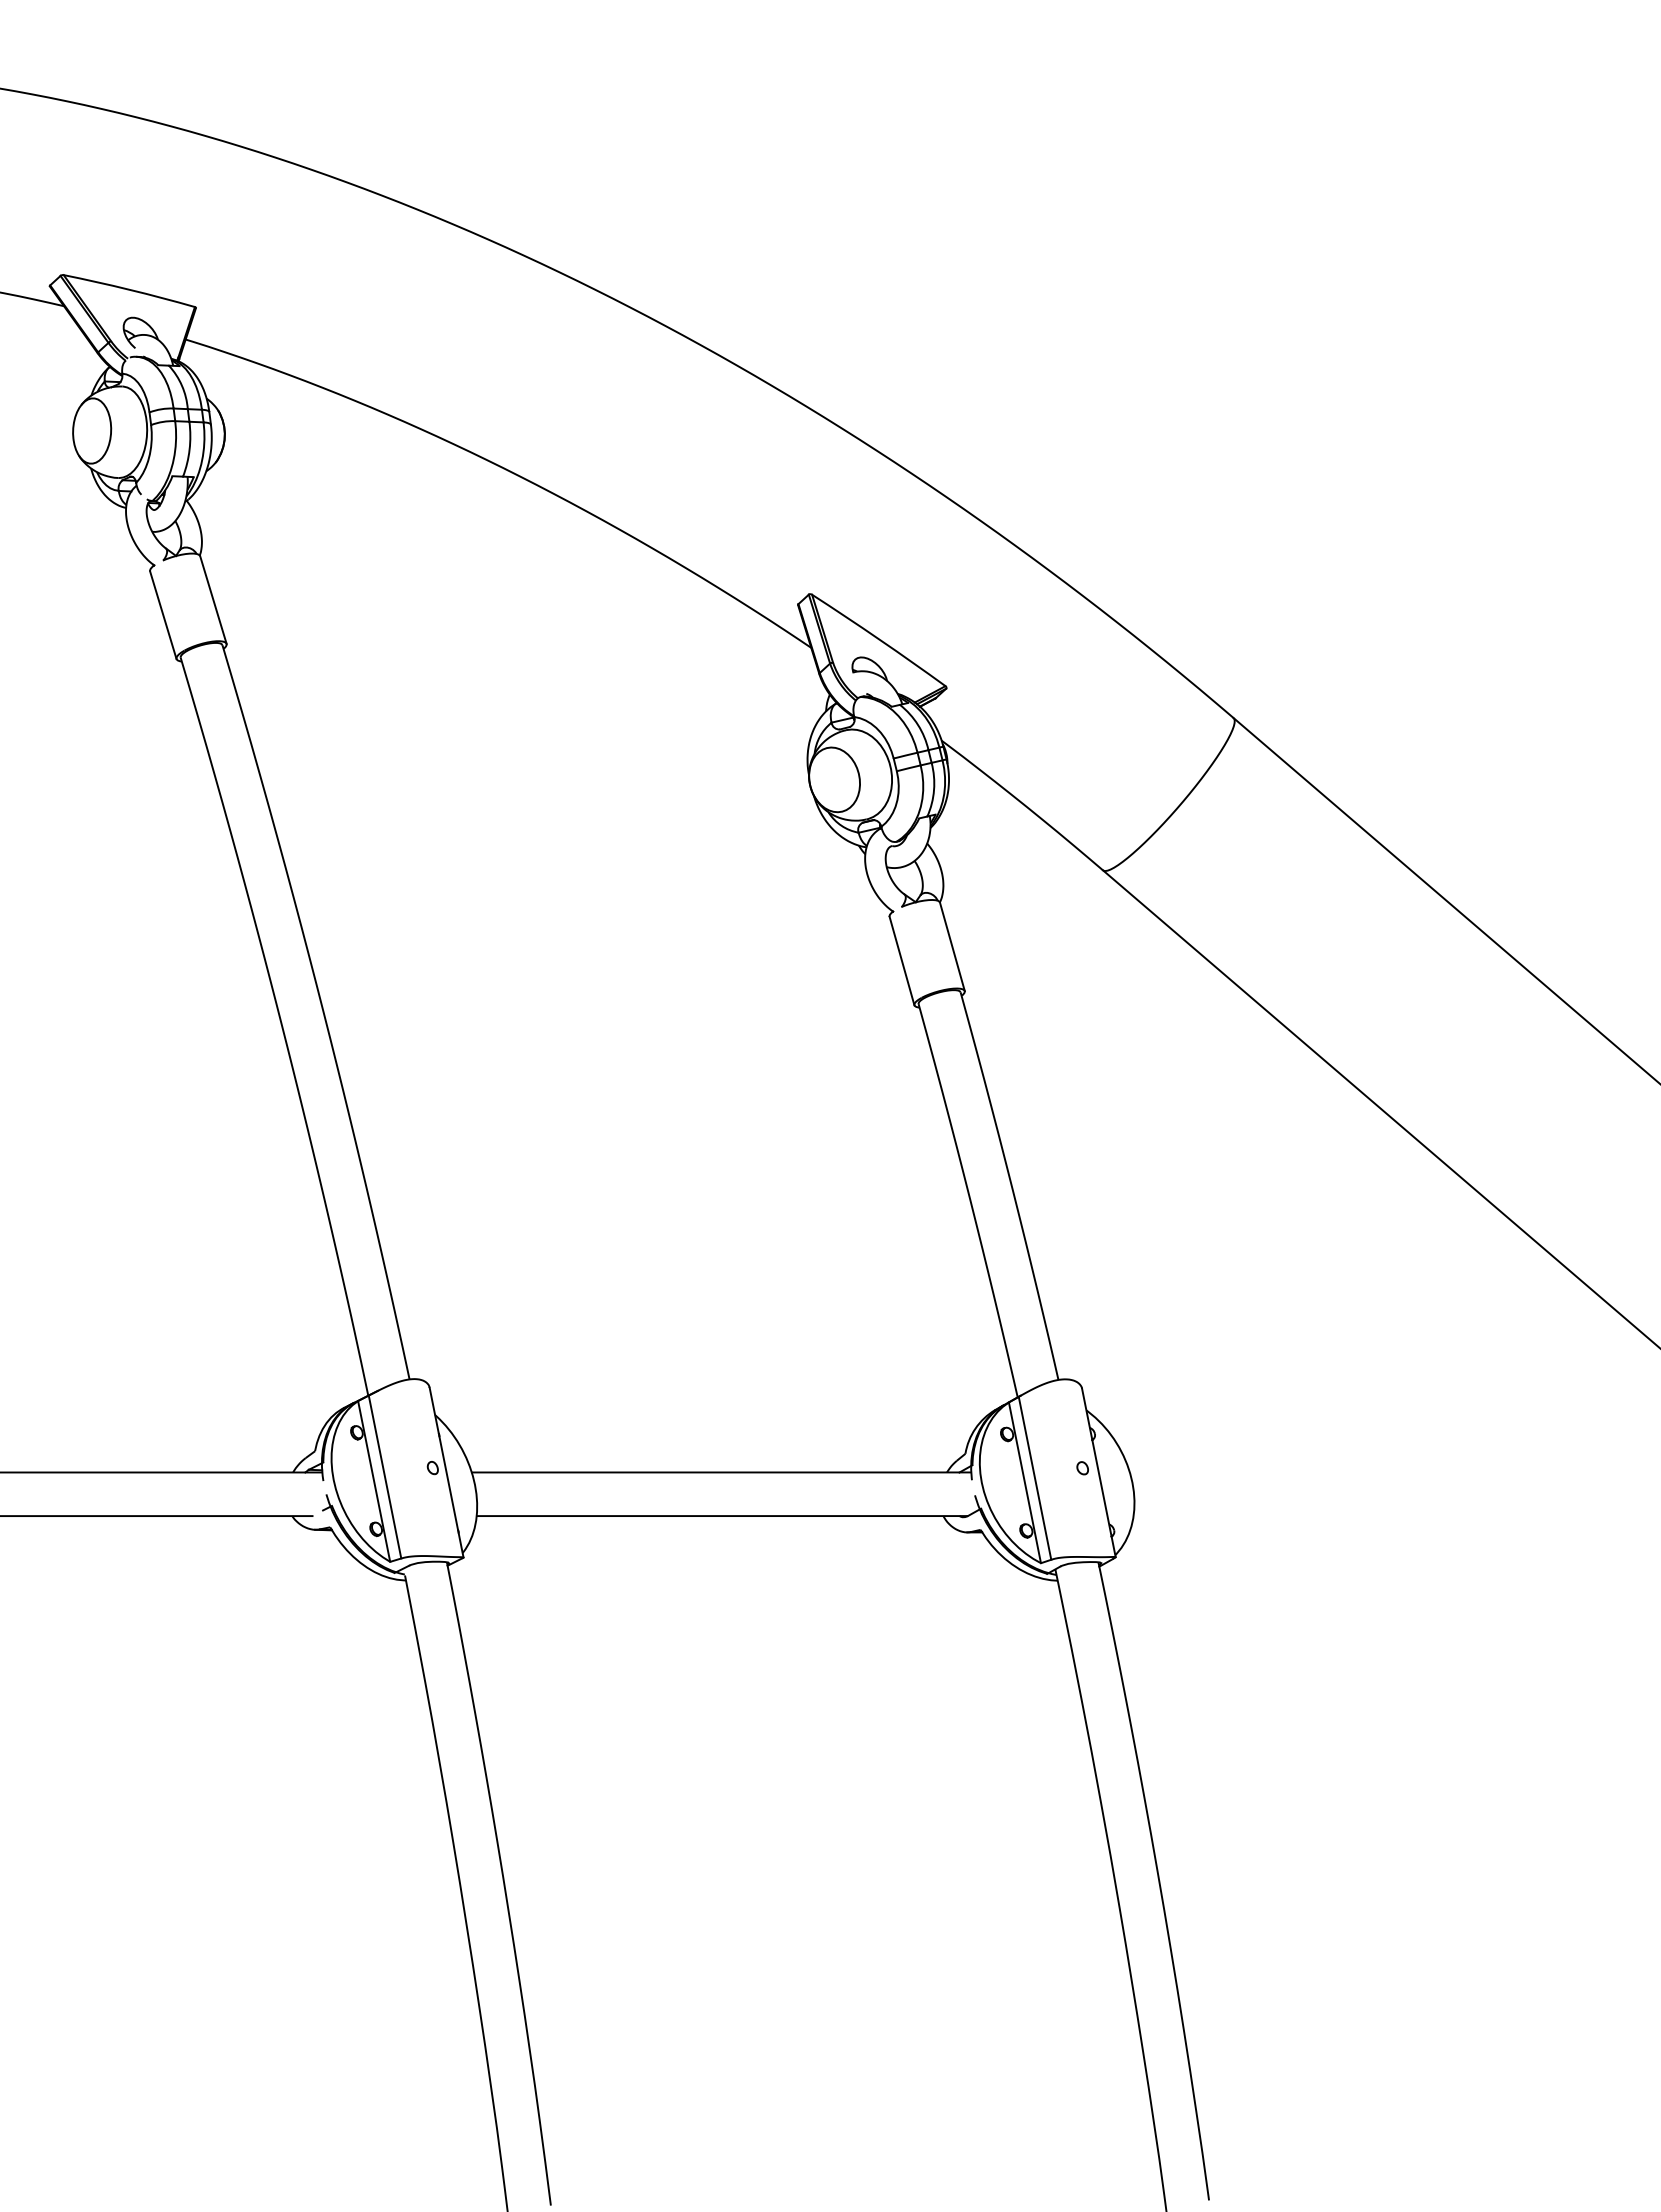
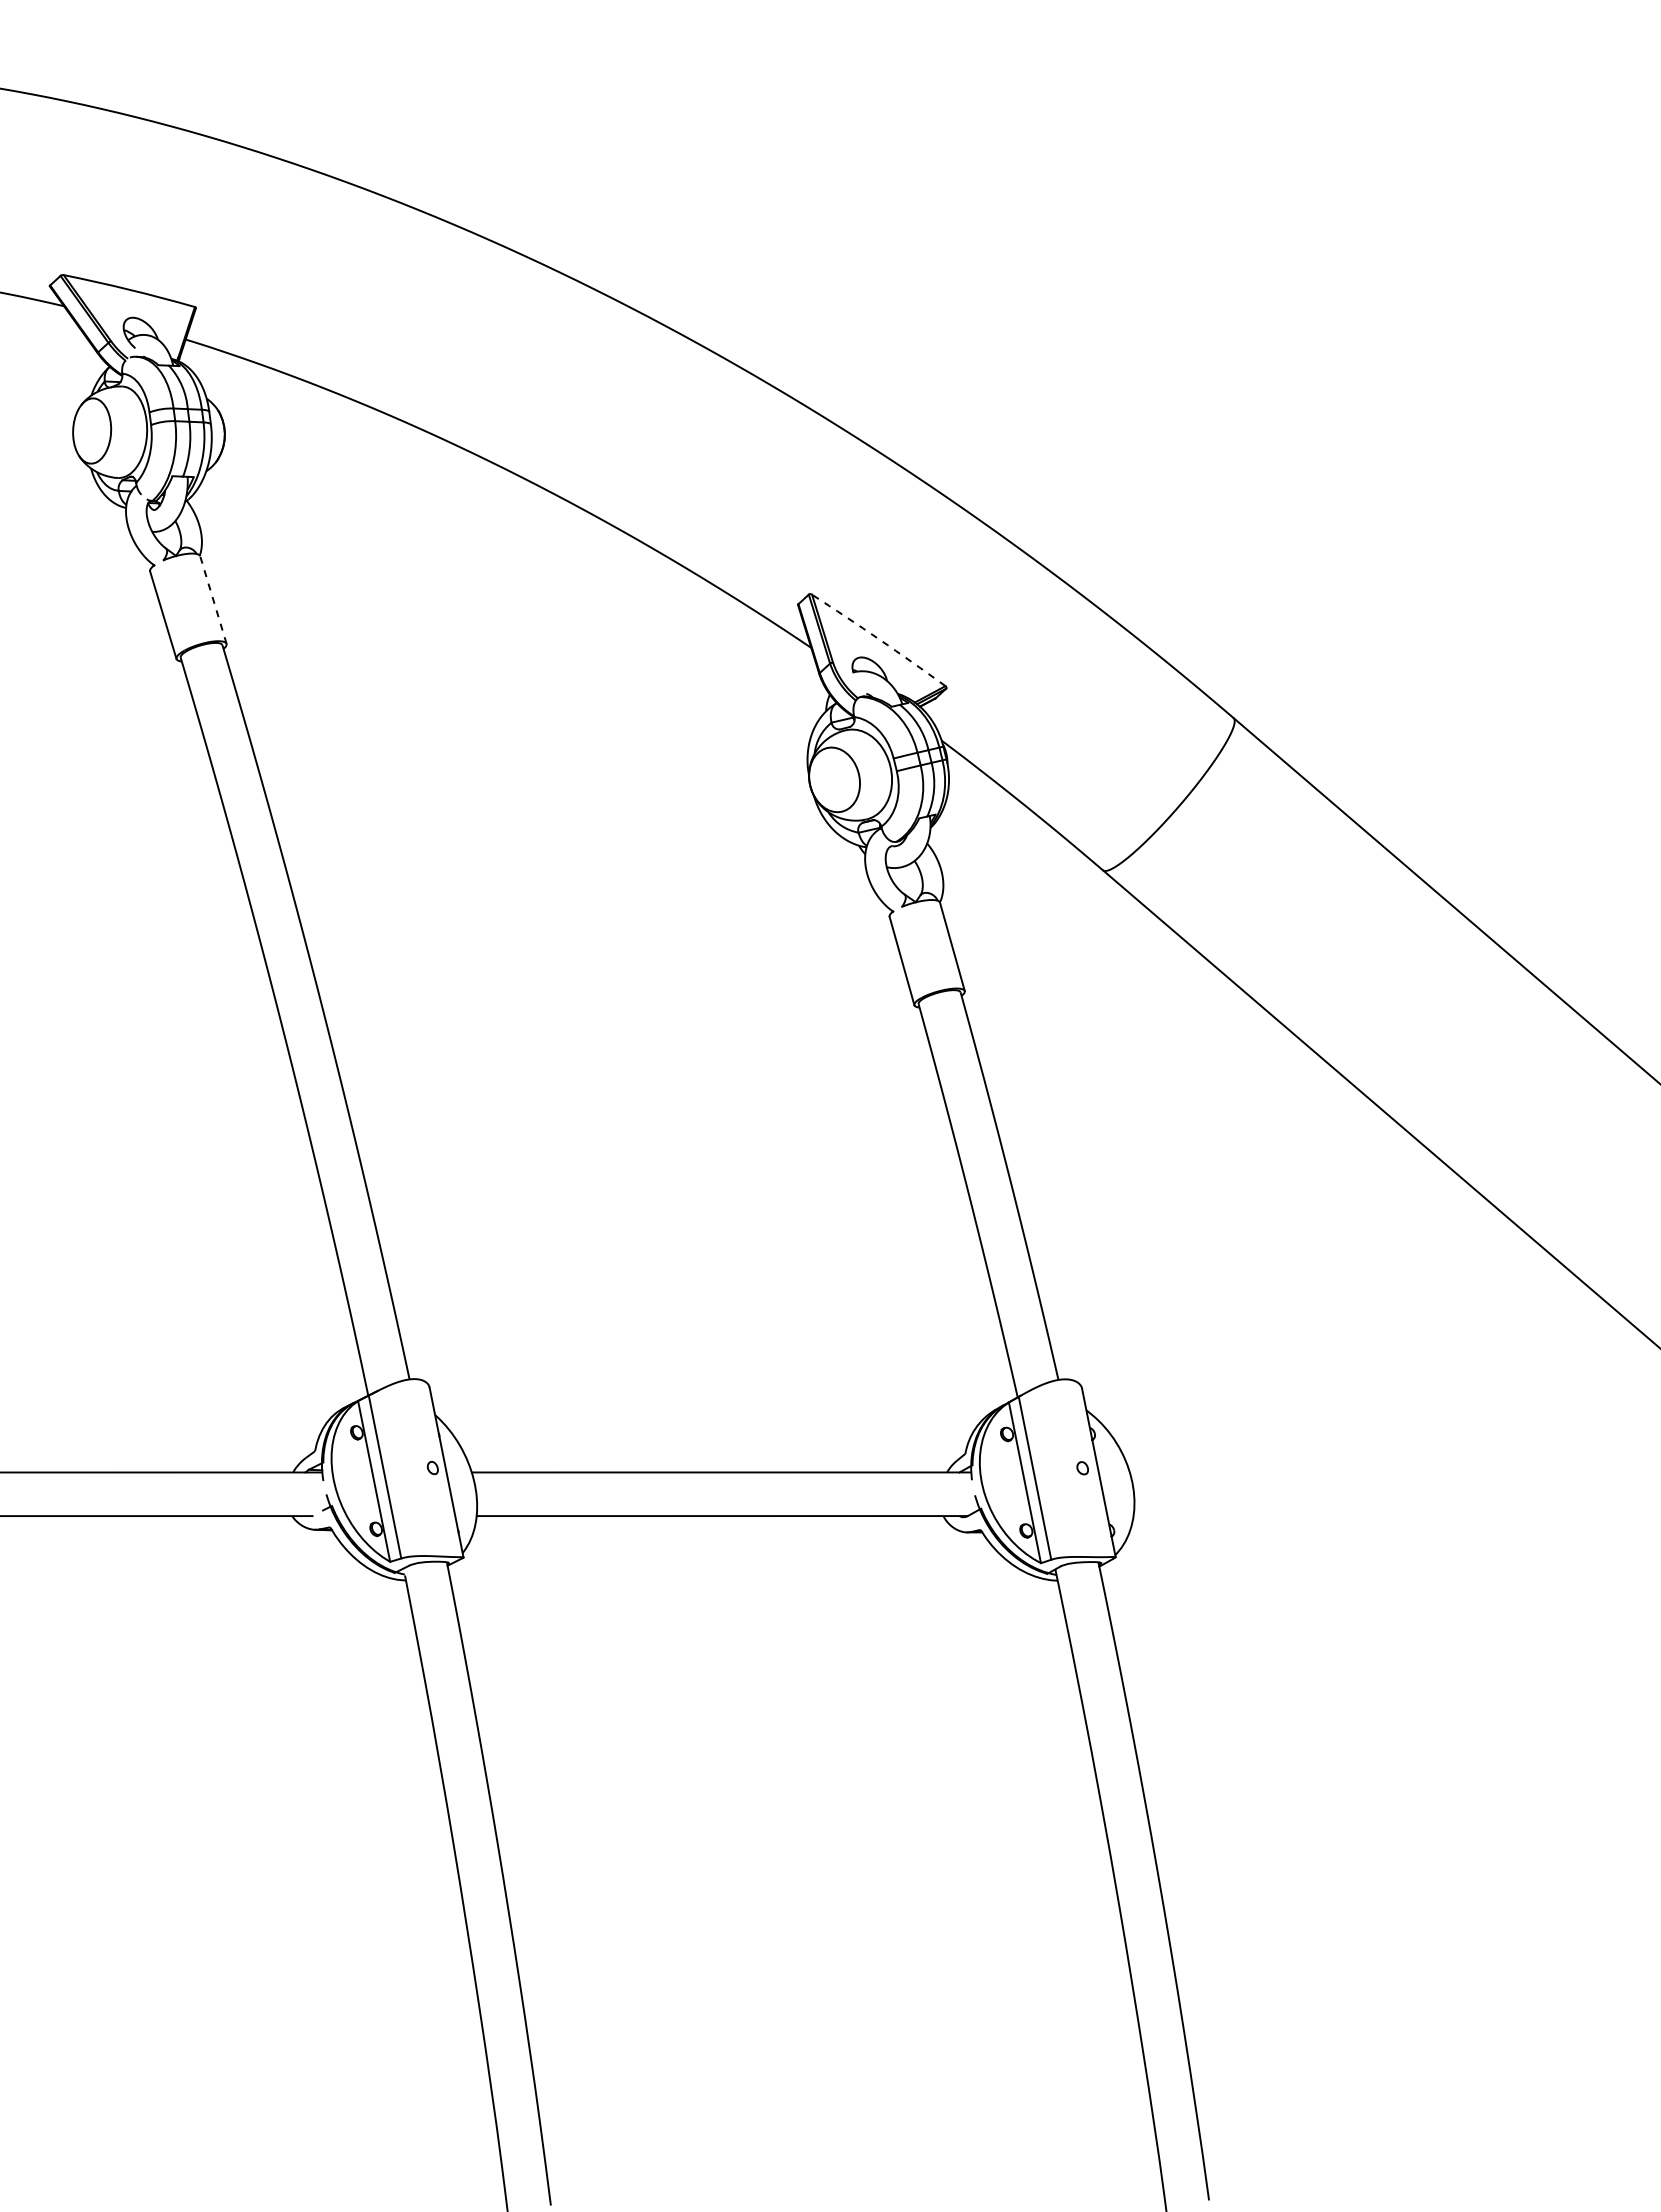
line: solid -> dashed (213, 600)
arc: solid -> dashed (879, 639)
